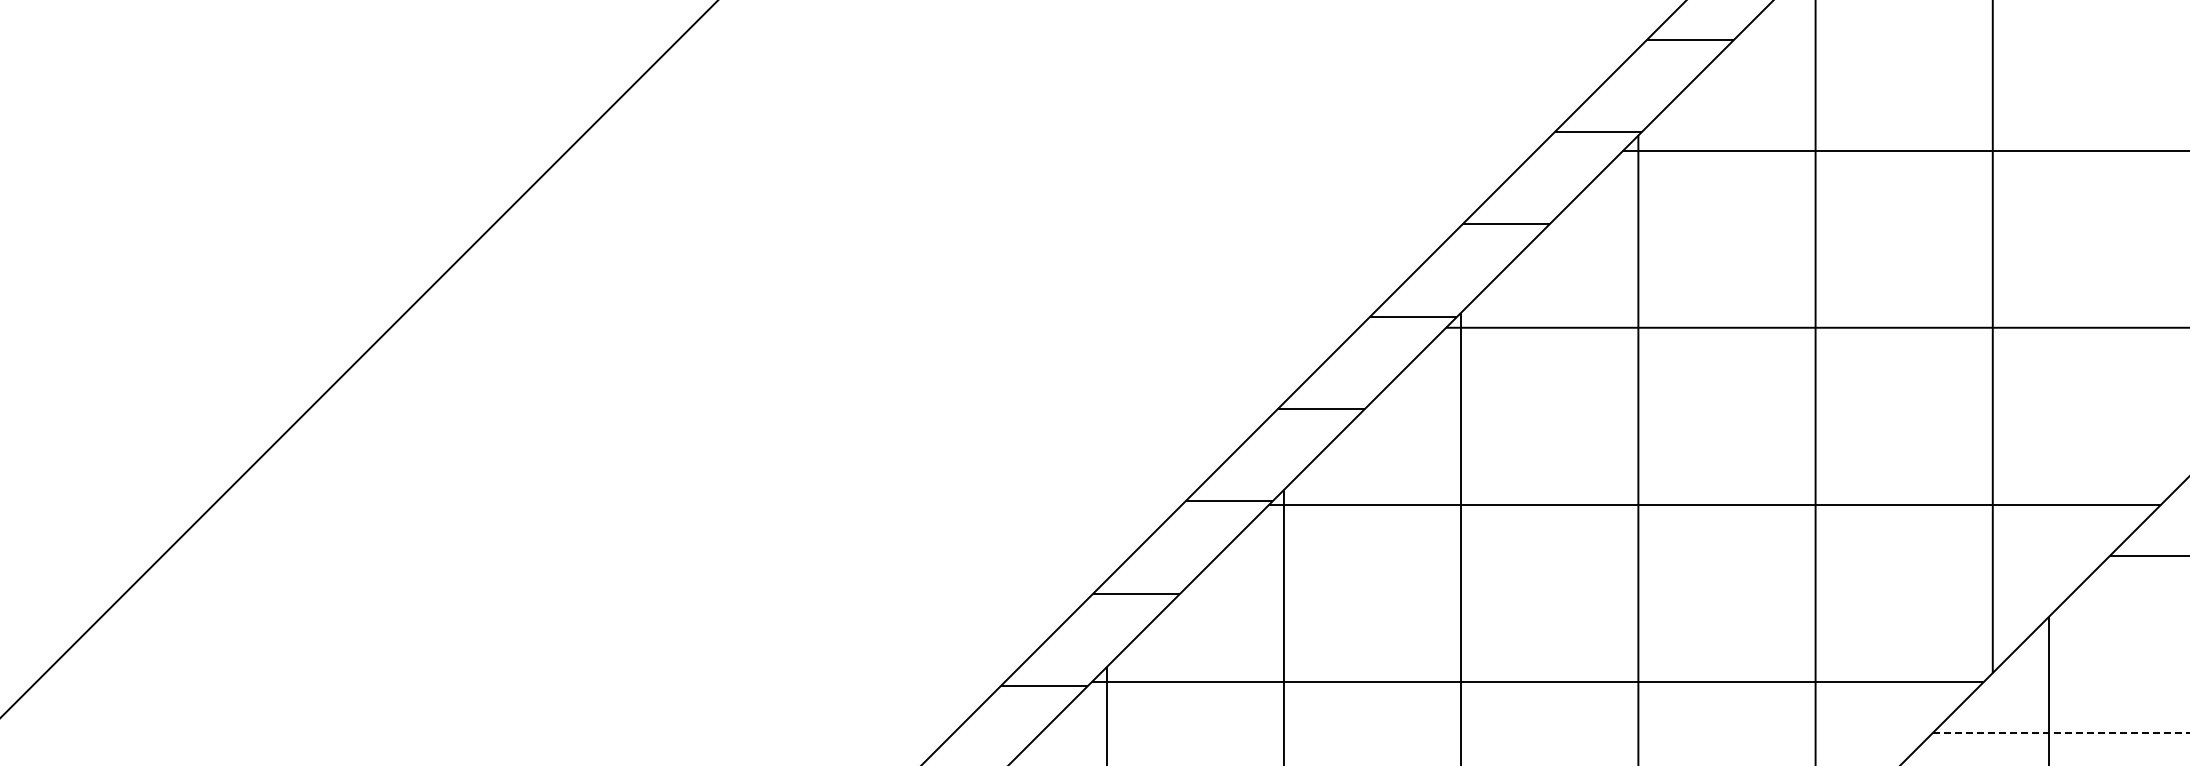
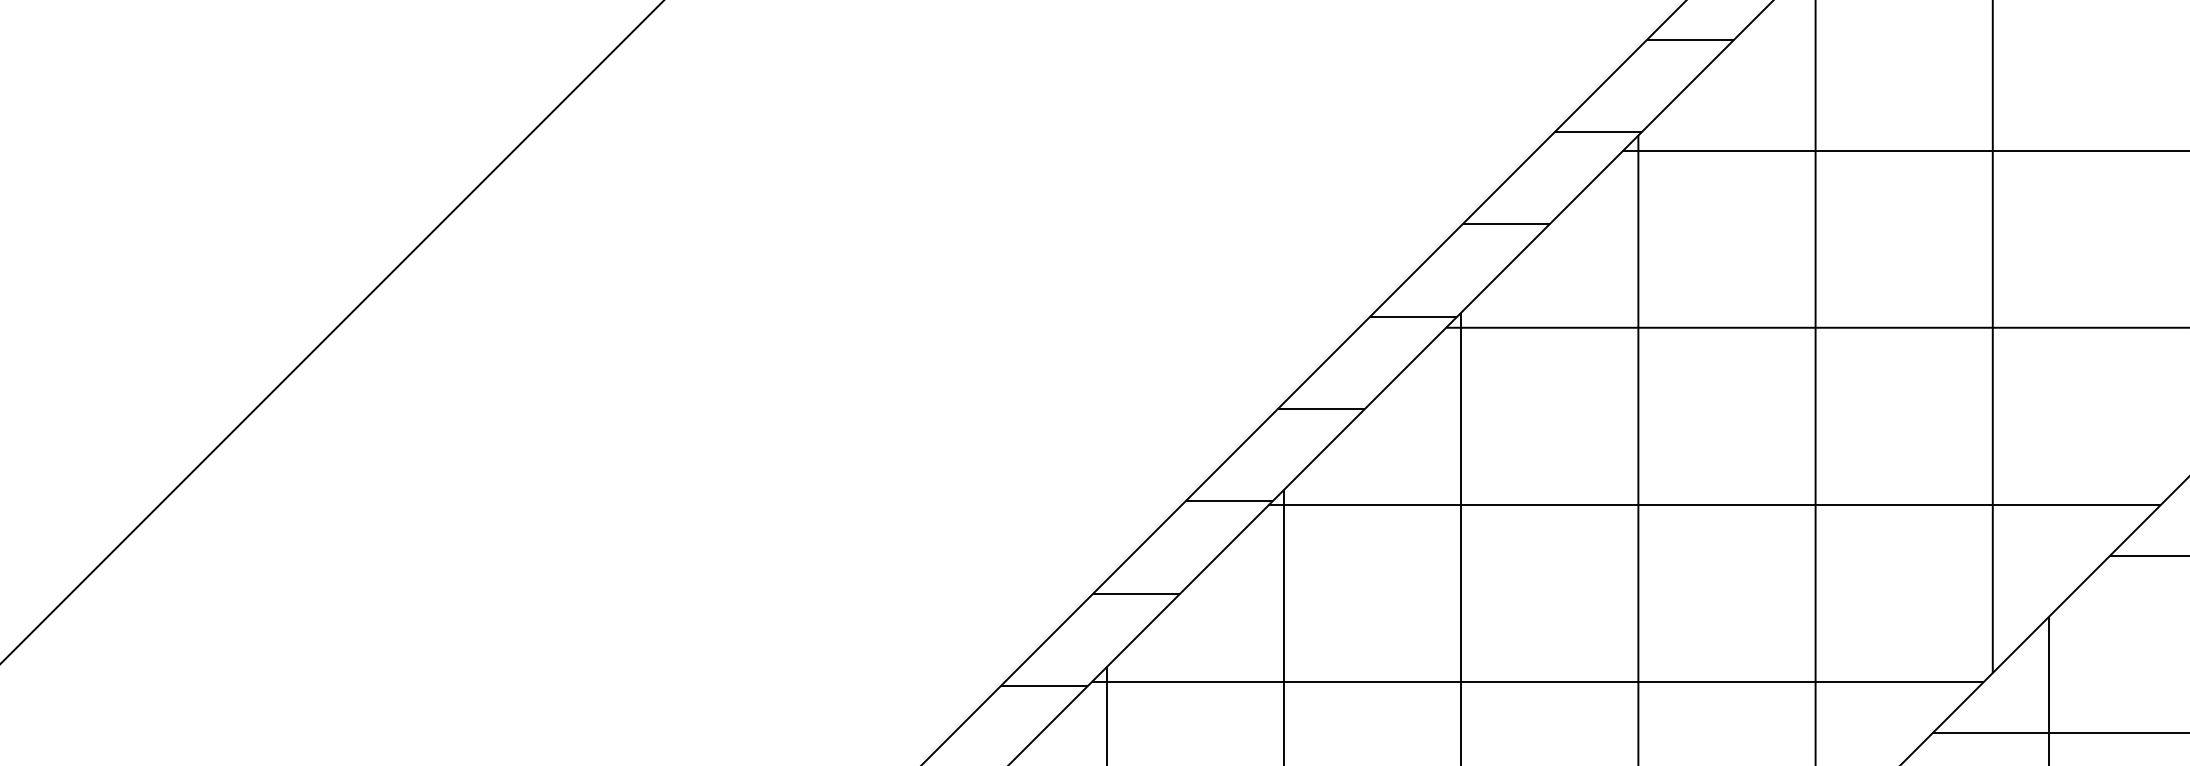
line position: (359, 359) -> (331, 332) (331, 332)
line: dashed -> solid (2061, 732)
